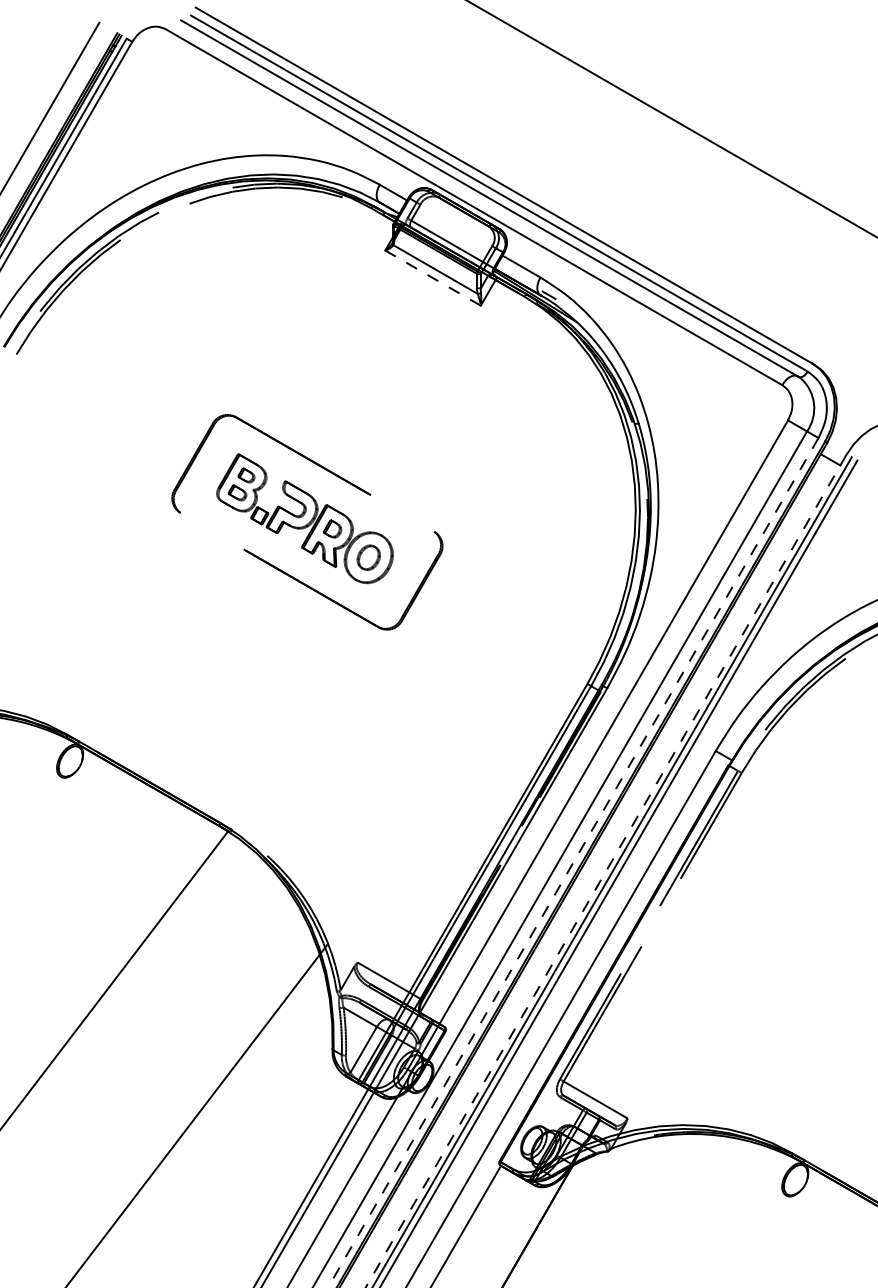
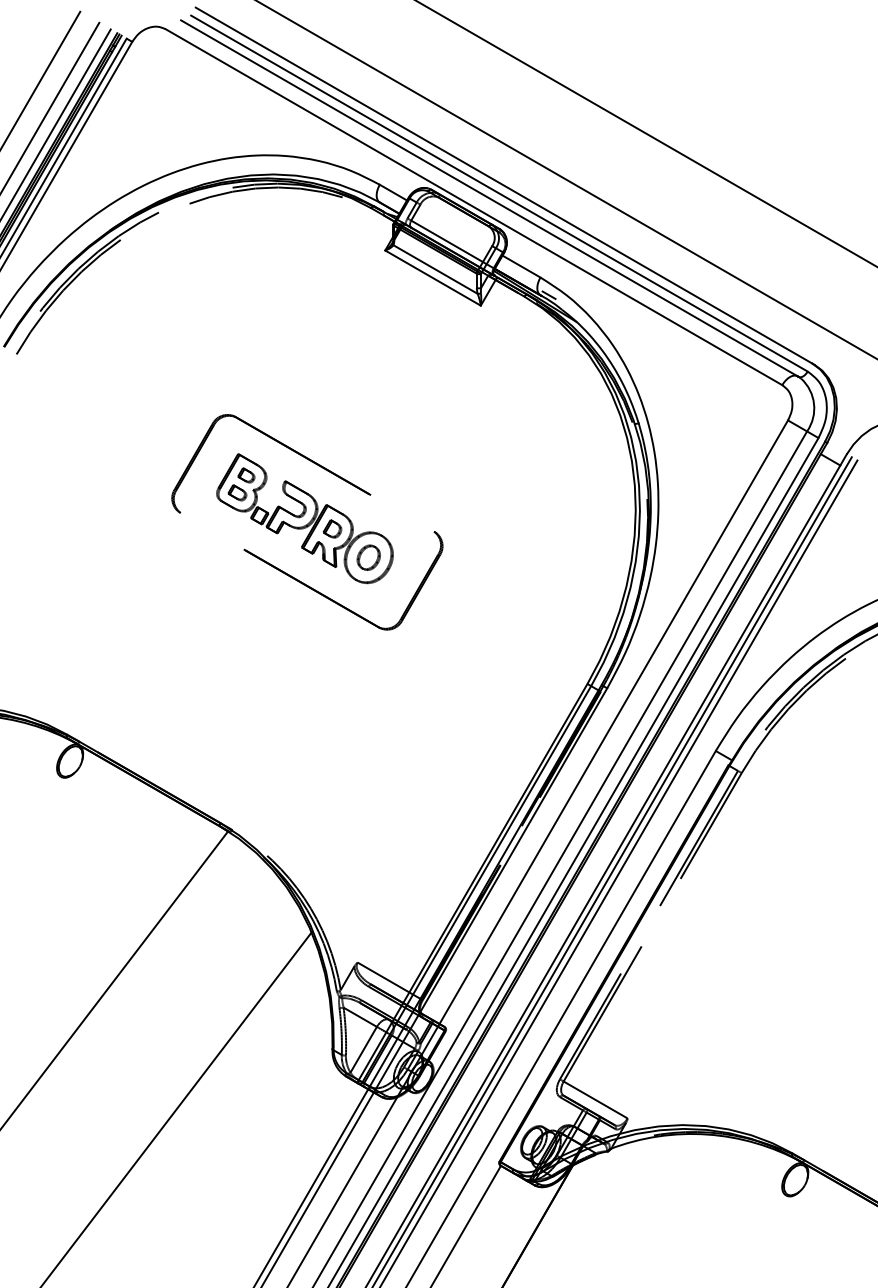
line: none -> present (41, 78)
line position: (671, 119) -> (646, 133) (646, 133)
line: none -> present (56, 123)
line: none -> present (566, 179)
line: dashed -> solid (432, 277)
line: dashed -> solid (573, 863)
line: dashed -> solid (606, 870)
line position: (197, 1114) -> (176, 1108) (176, 1108)
